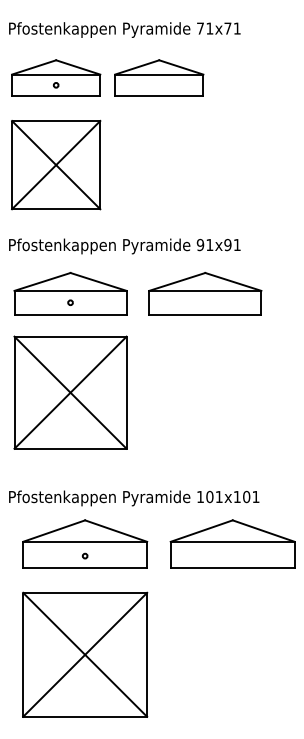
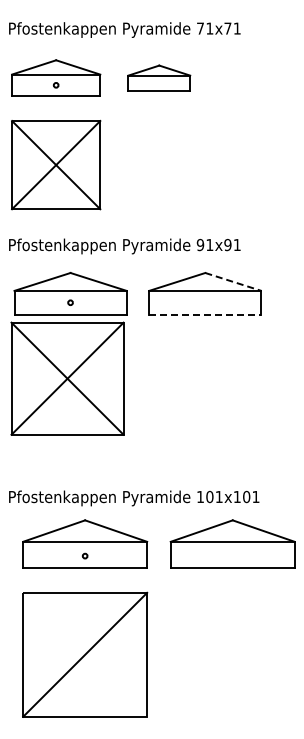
part size: 91x38 px -> 65x28 px (159, 77)
line: solid -> dashed (233, 282)
line: solid -> dashed (205, 314)
part position: (70, 392) -> (67, 378) (67, 378)
line: present -> none (85, 654)
